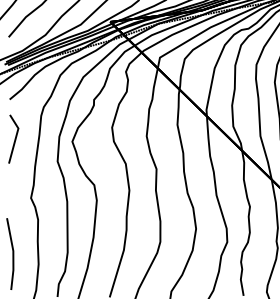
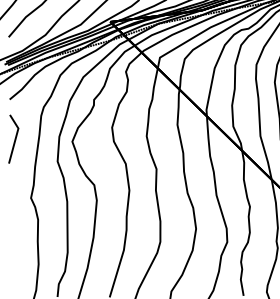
line: present -> none (12, 253)
